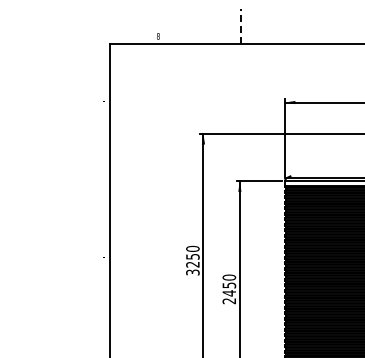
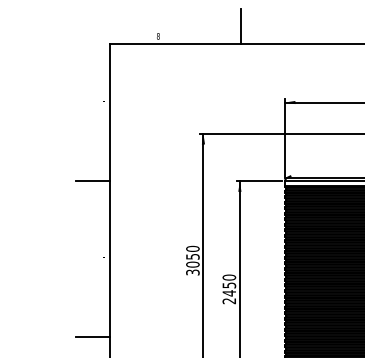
line: dashed -> solid (241, 25)
line: none -> present (92, 181)
text: 3250 -> 3050 (192, 264)
line: none -> present (92, 337)
